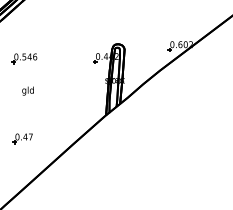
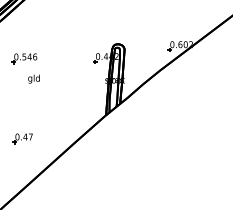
text position: (27, 90) -> (33, 78) (33, 78)
